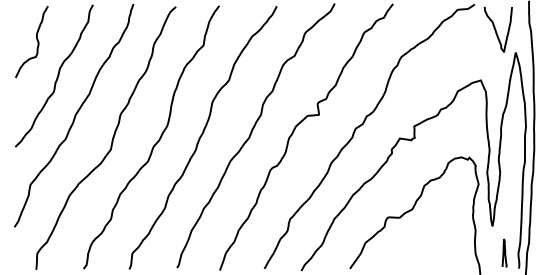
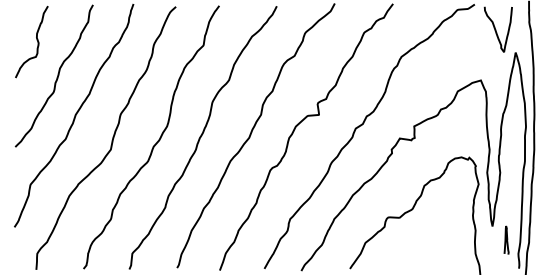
curve position: (504, 252) -> (506, 239) (506, 239)
